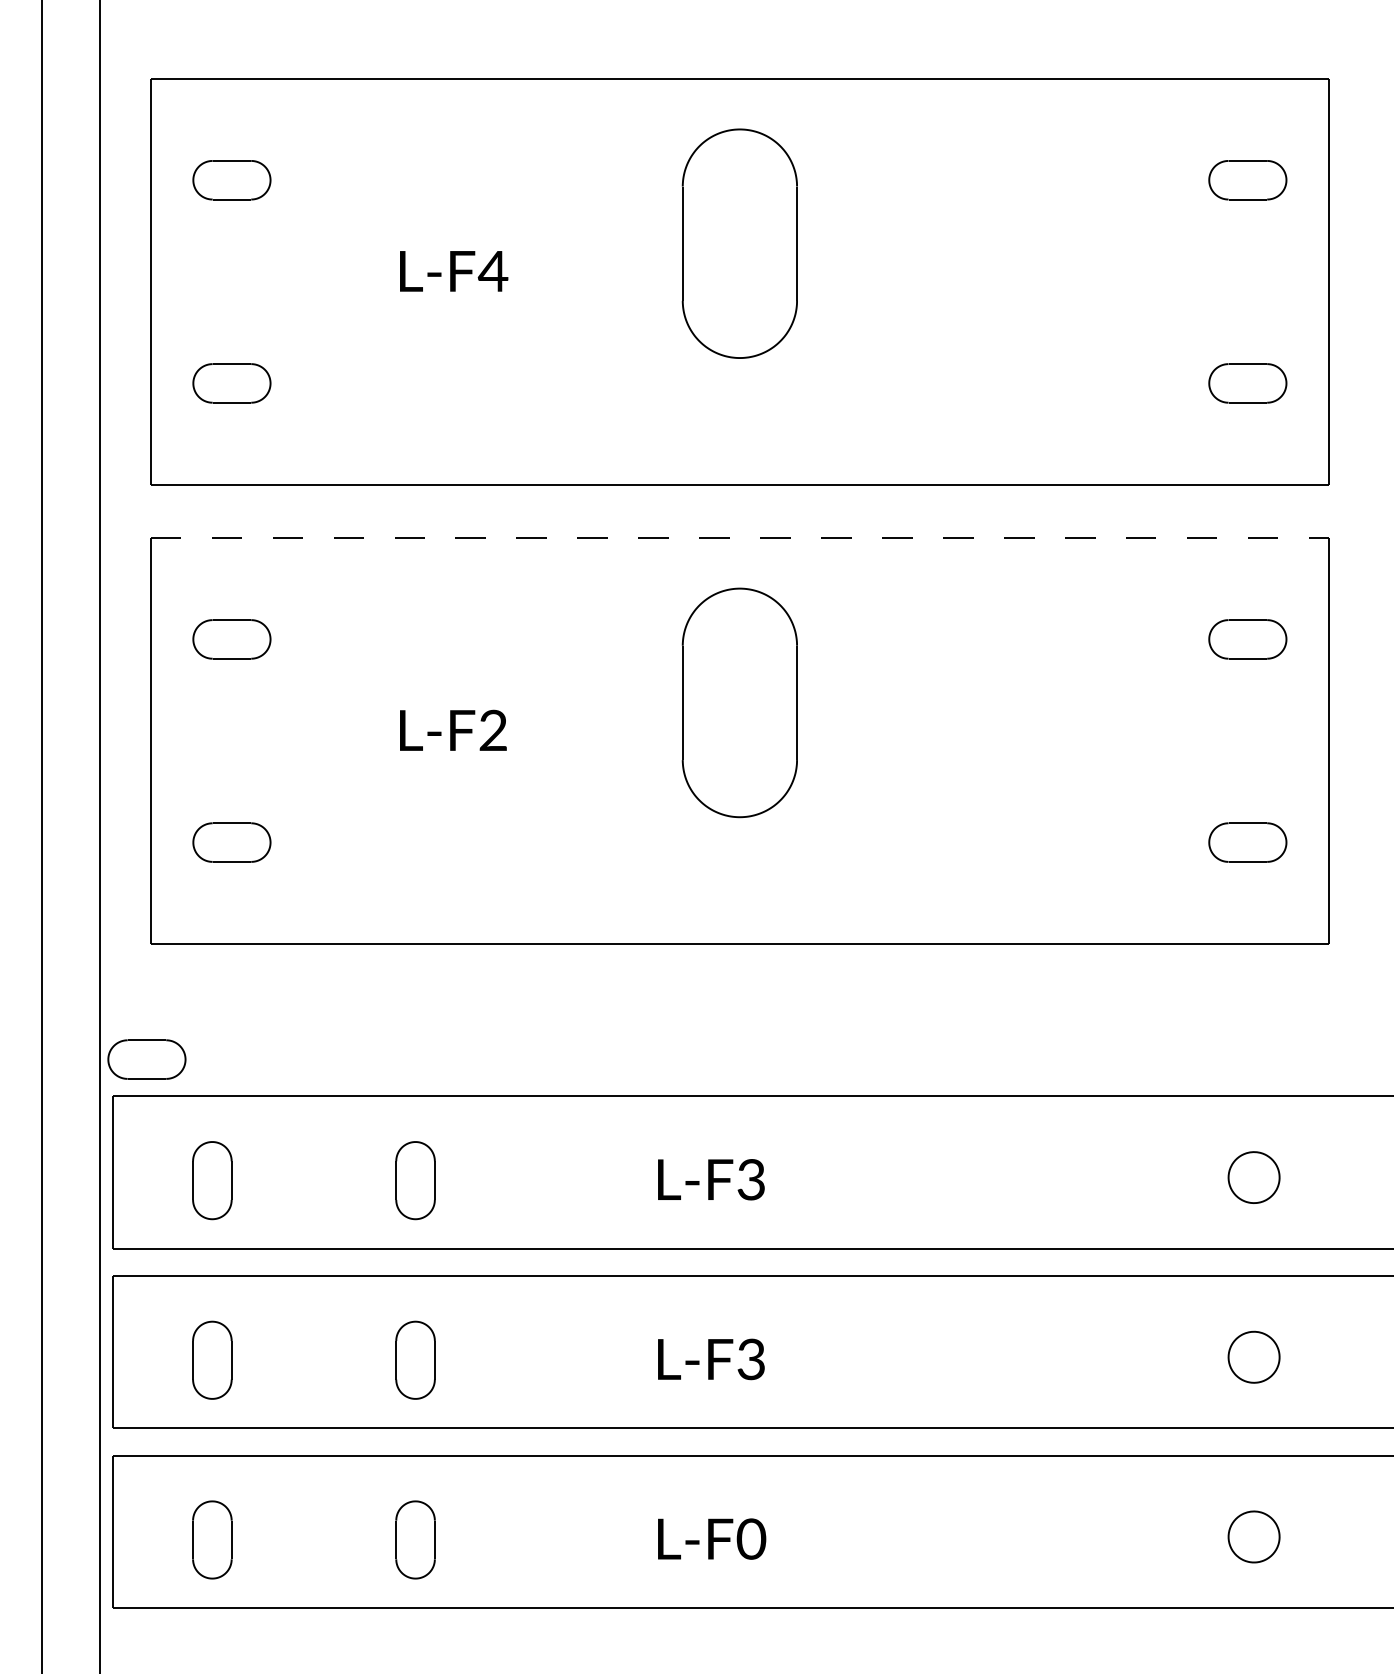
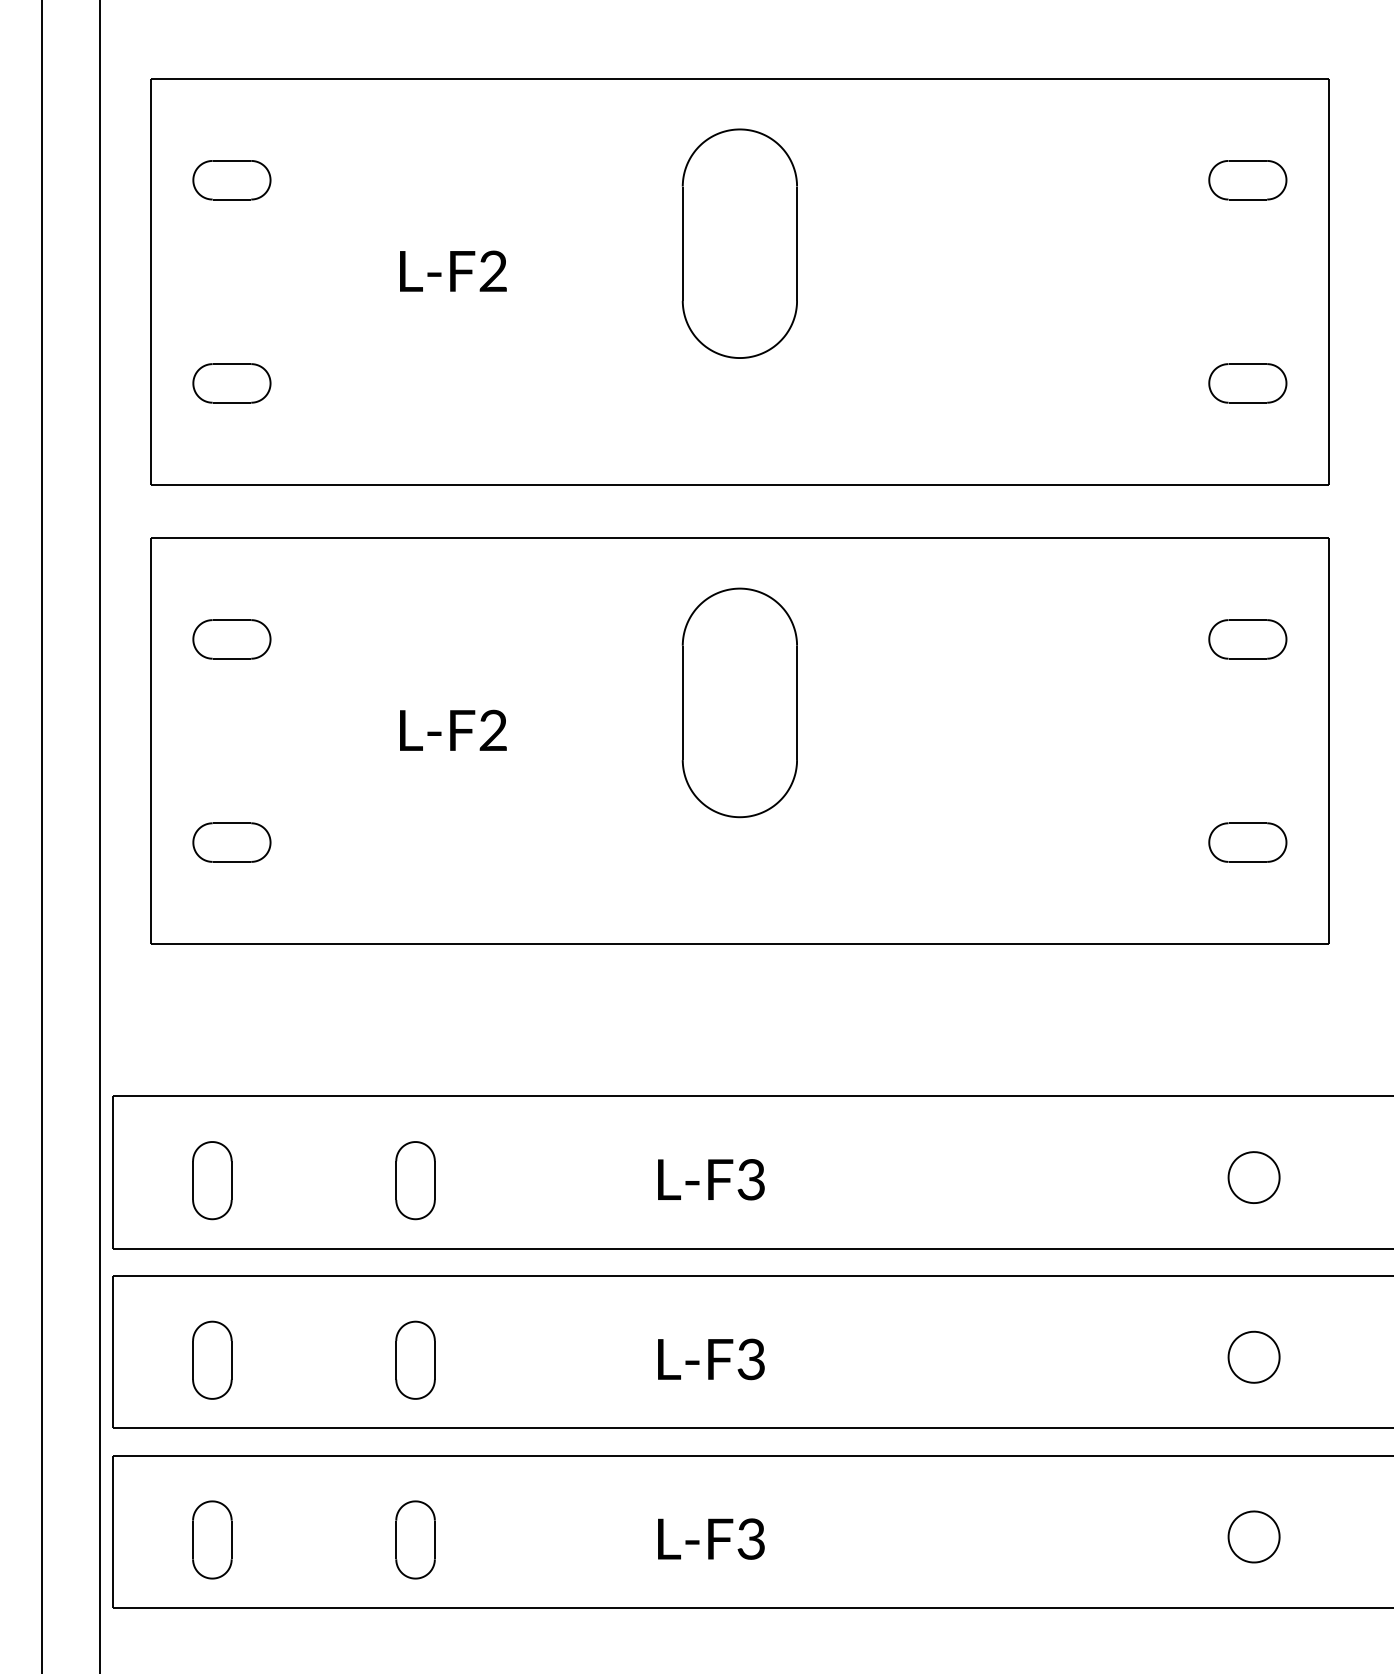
text: L-F4 -> L-F2 (492, 270)
line: dashed -> solid (740, 537)
part: present -> none (146, 1059)
text: L-F0 -> L-F3 (751, 1538)
